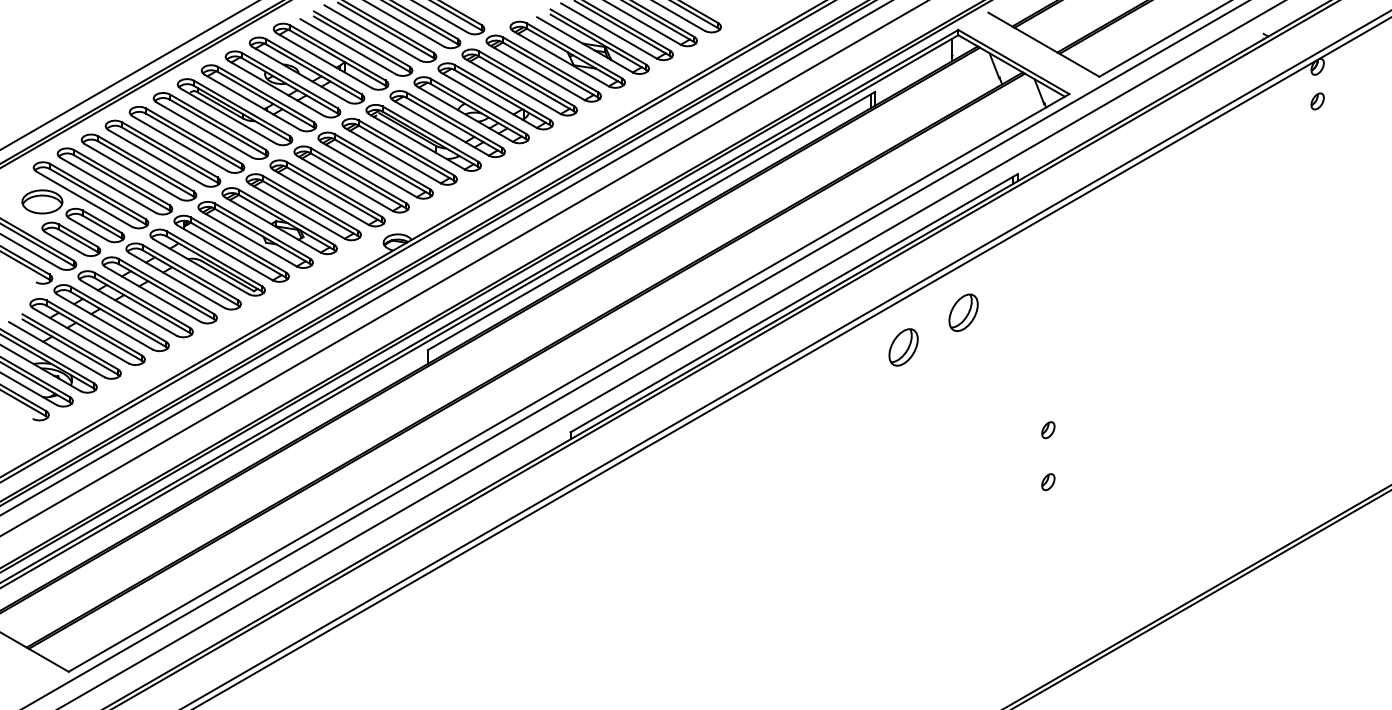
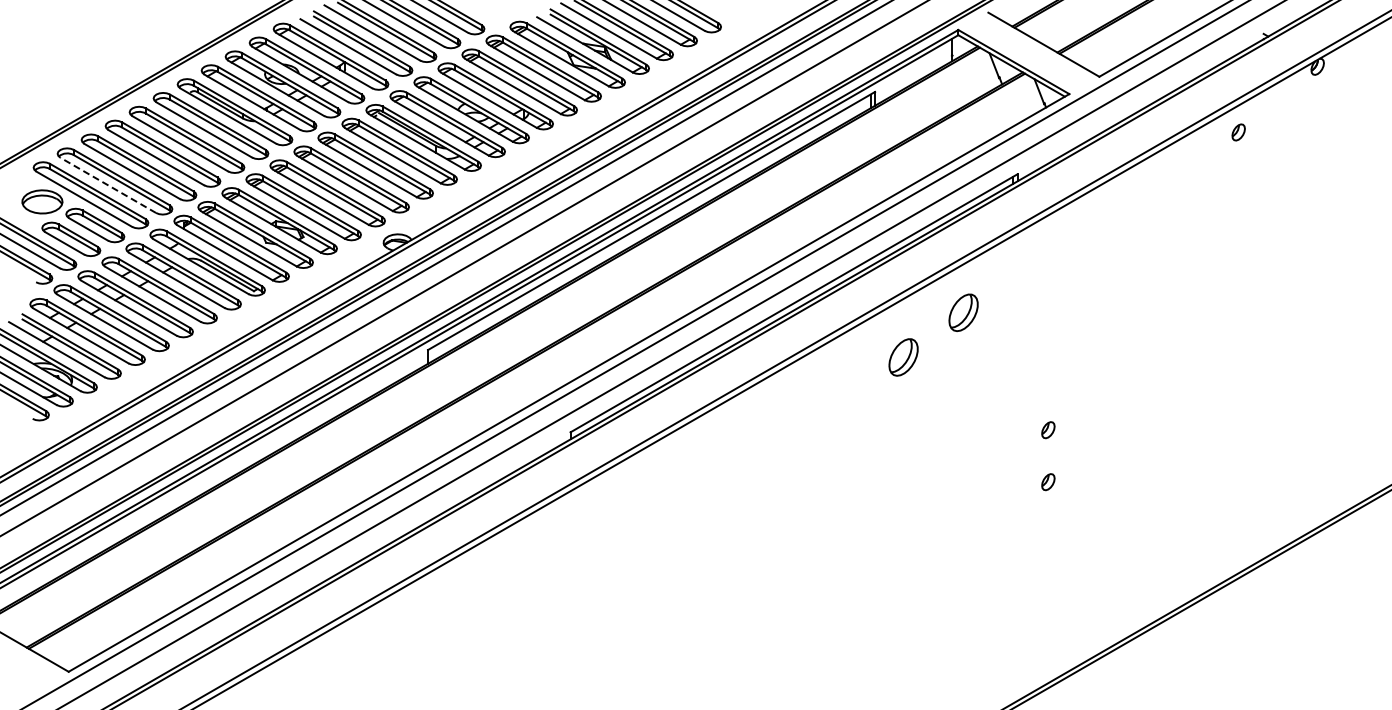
line: present -> none (129, 75)
part position: (1317, 101) -> (1238, 132) (1238, 132)
line: solid -> dashed (107, 185)
part position: (903, 347) -> (903, 357) (903, 357)
